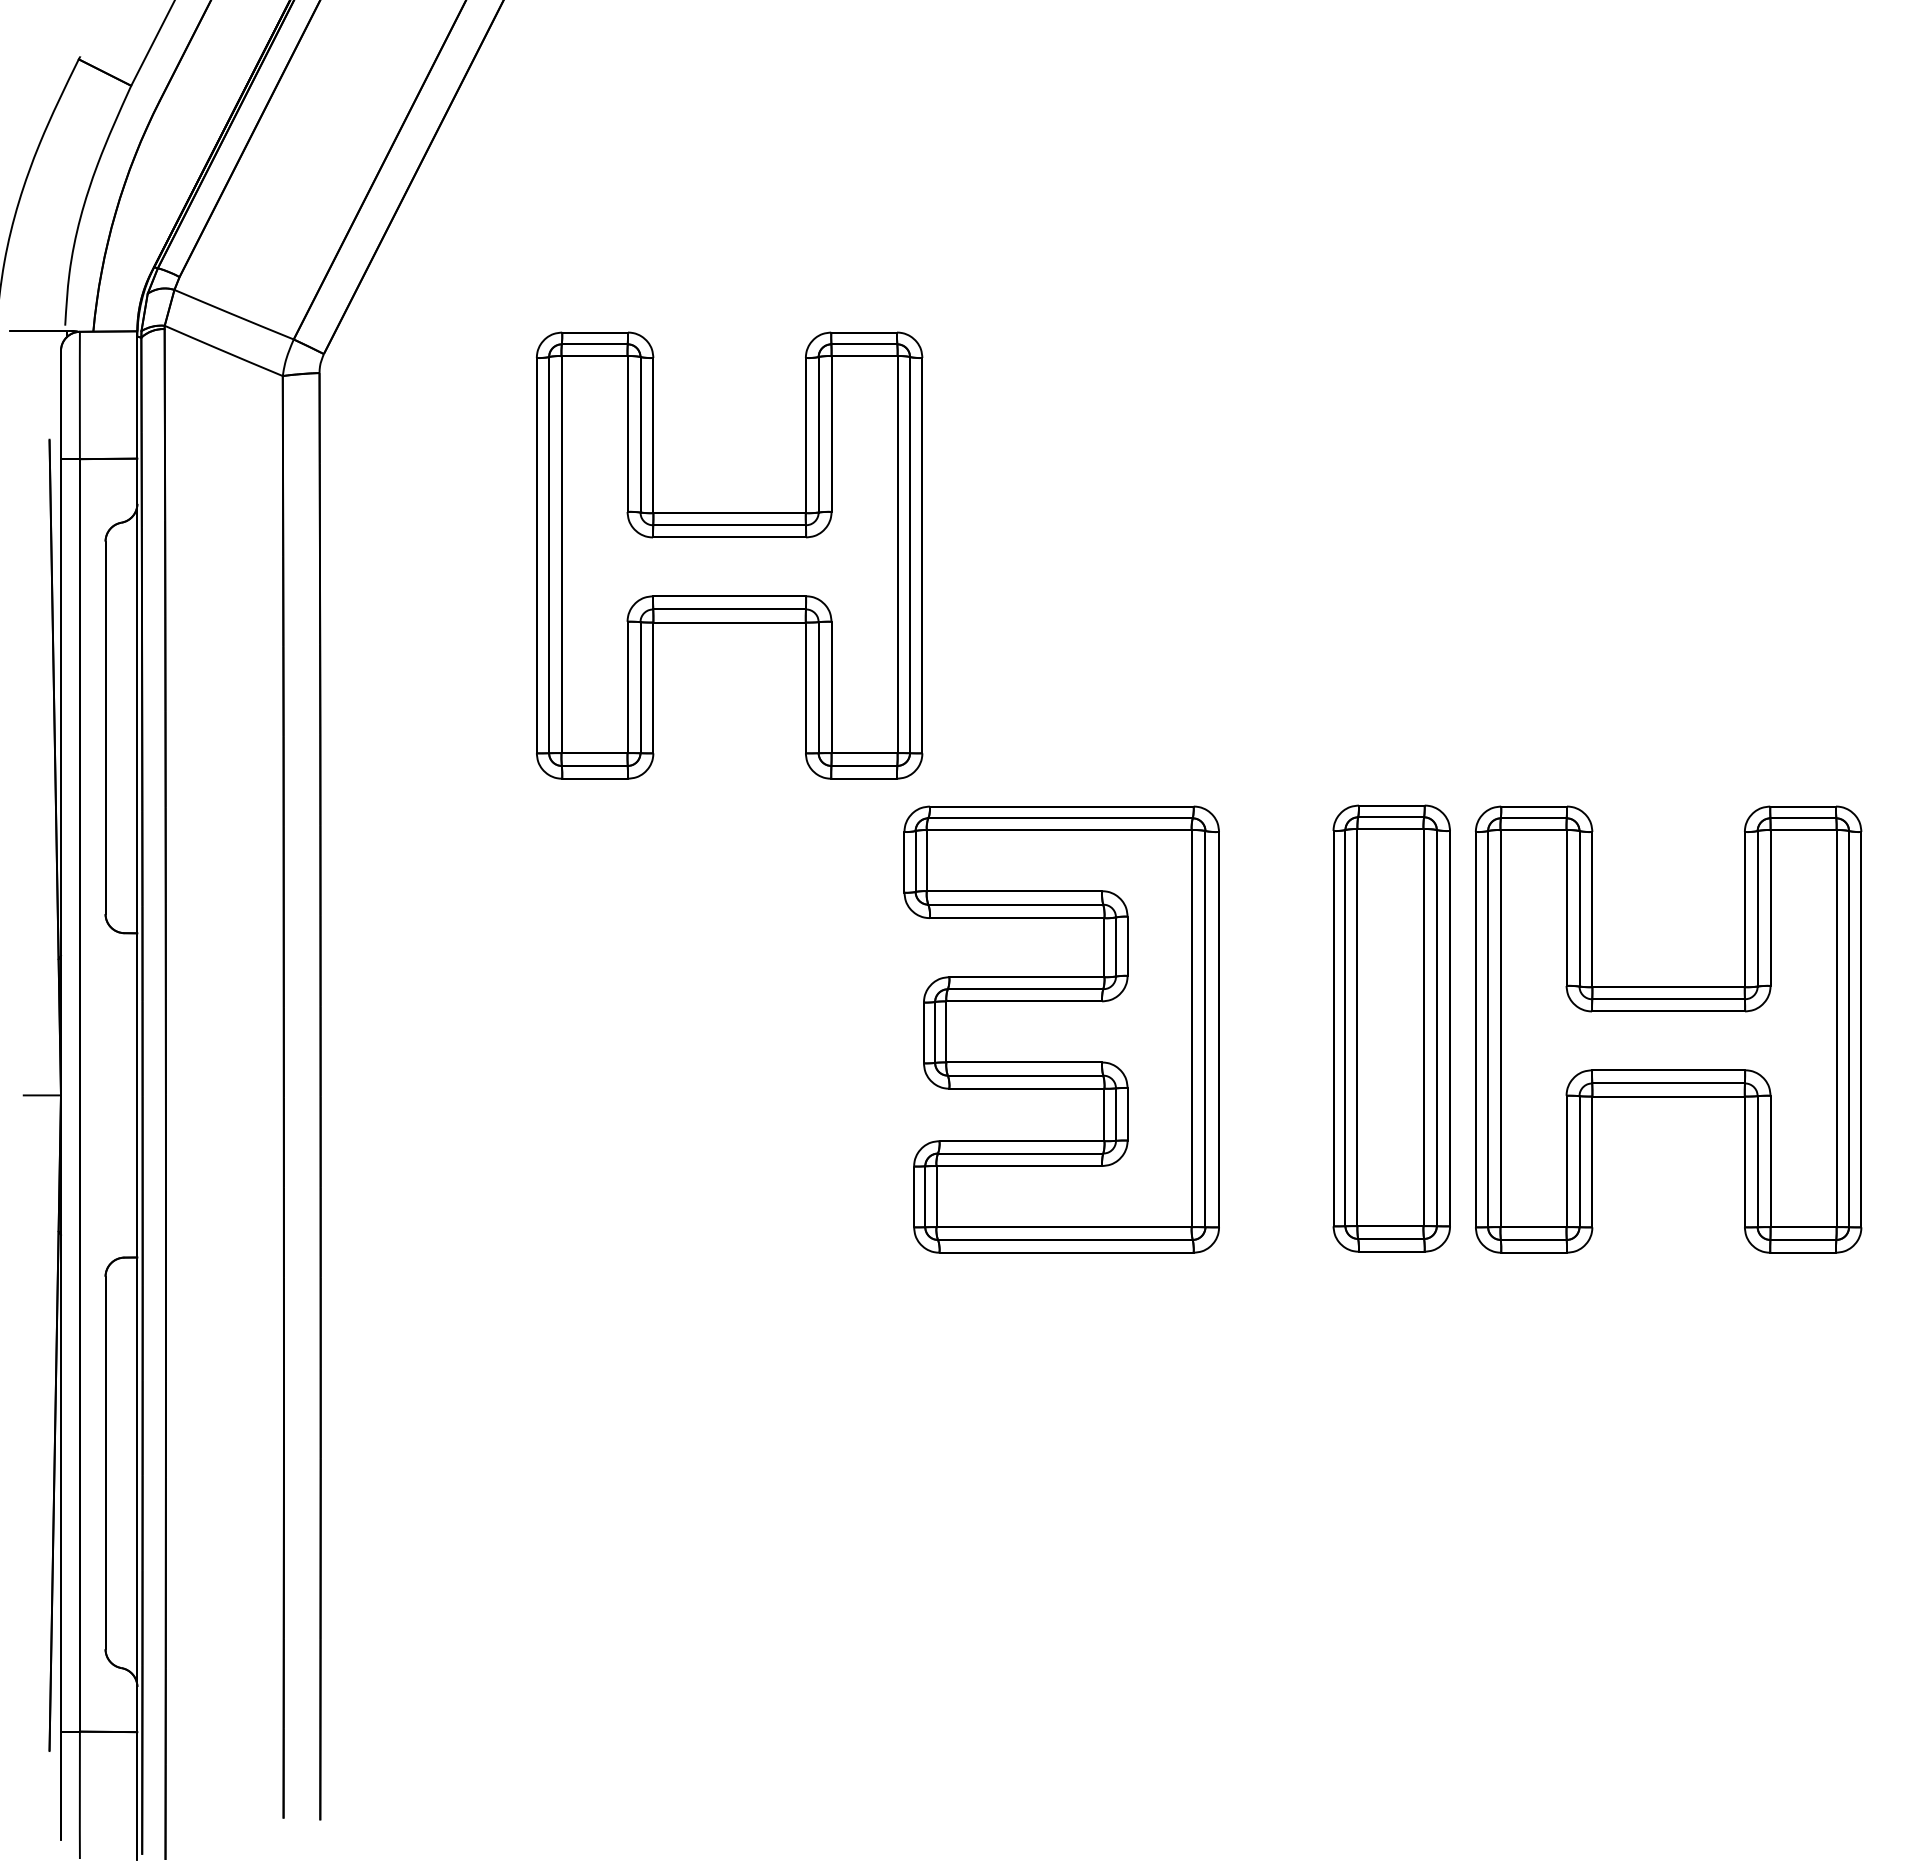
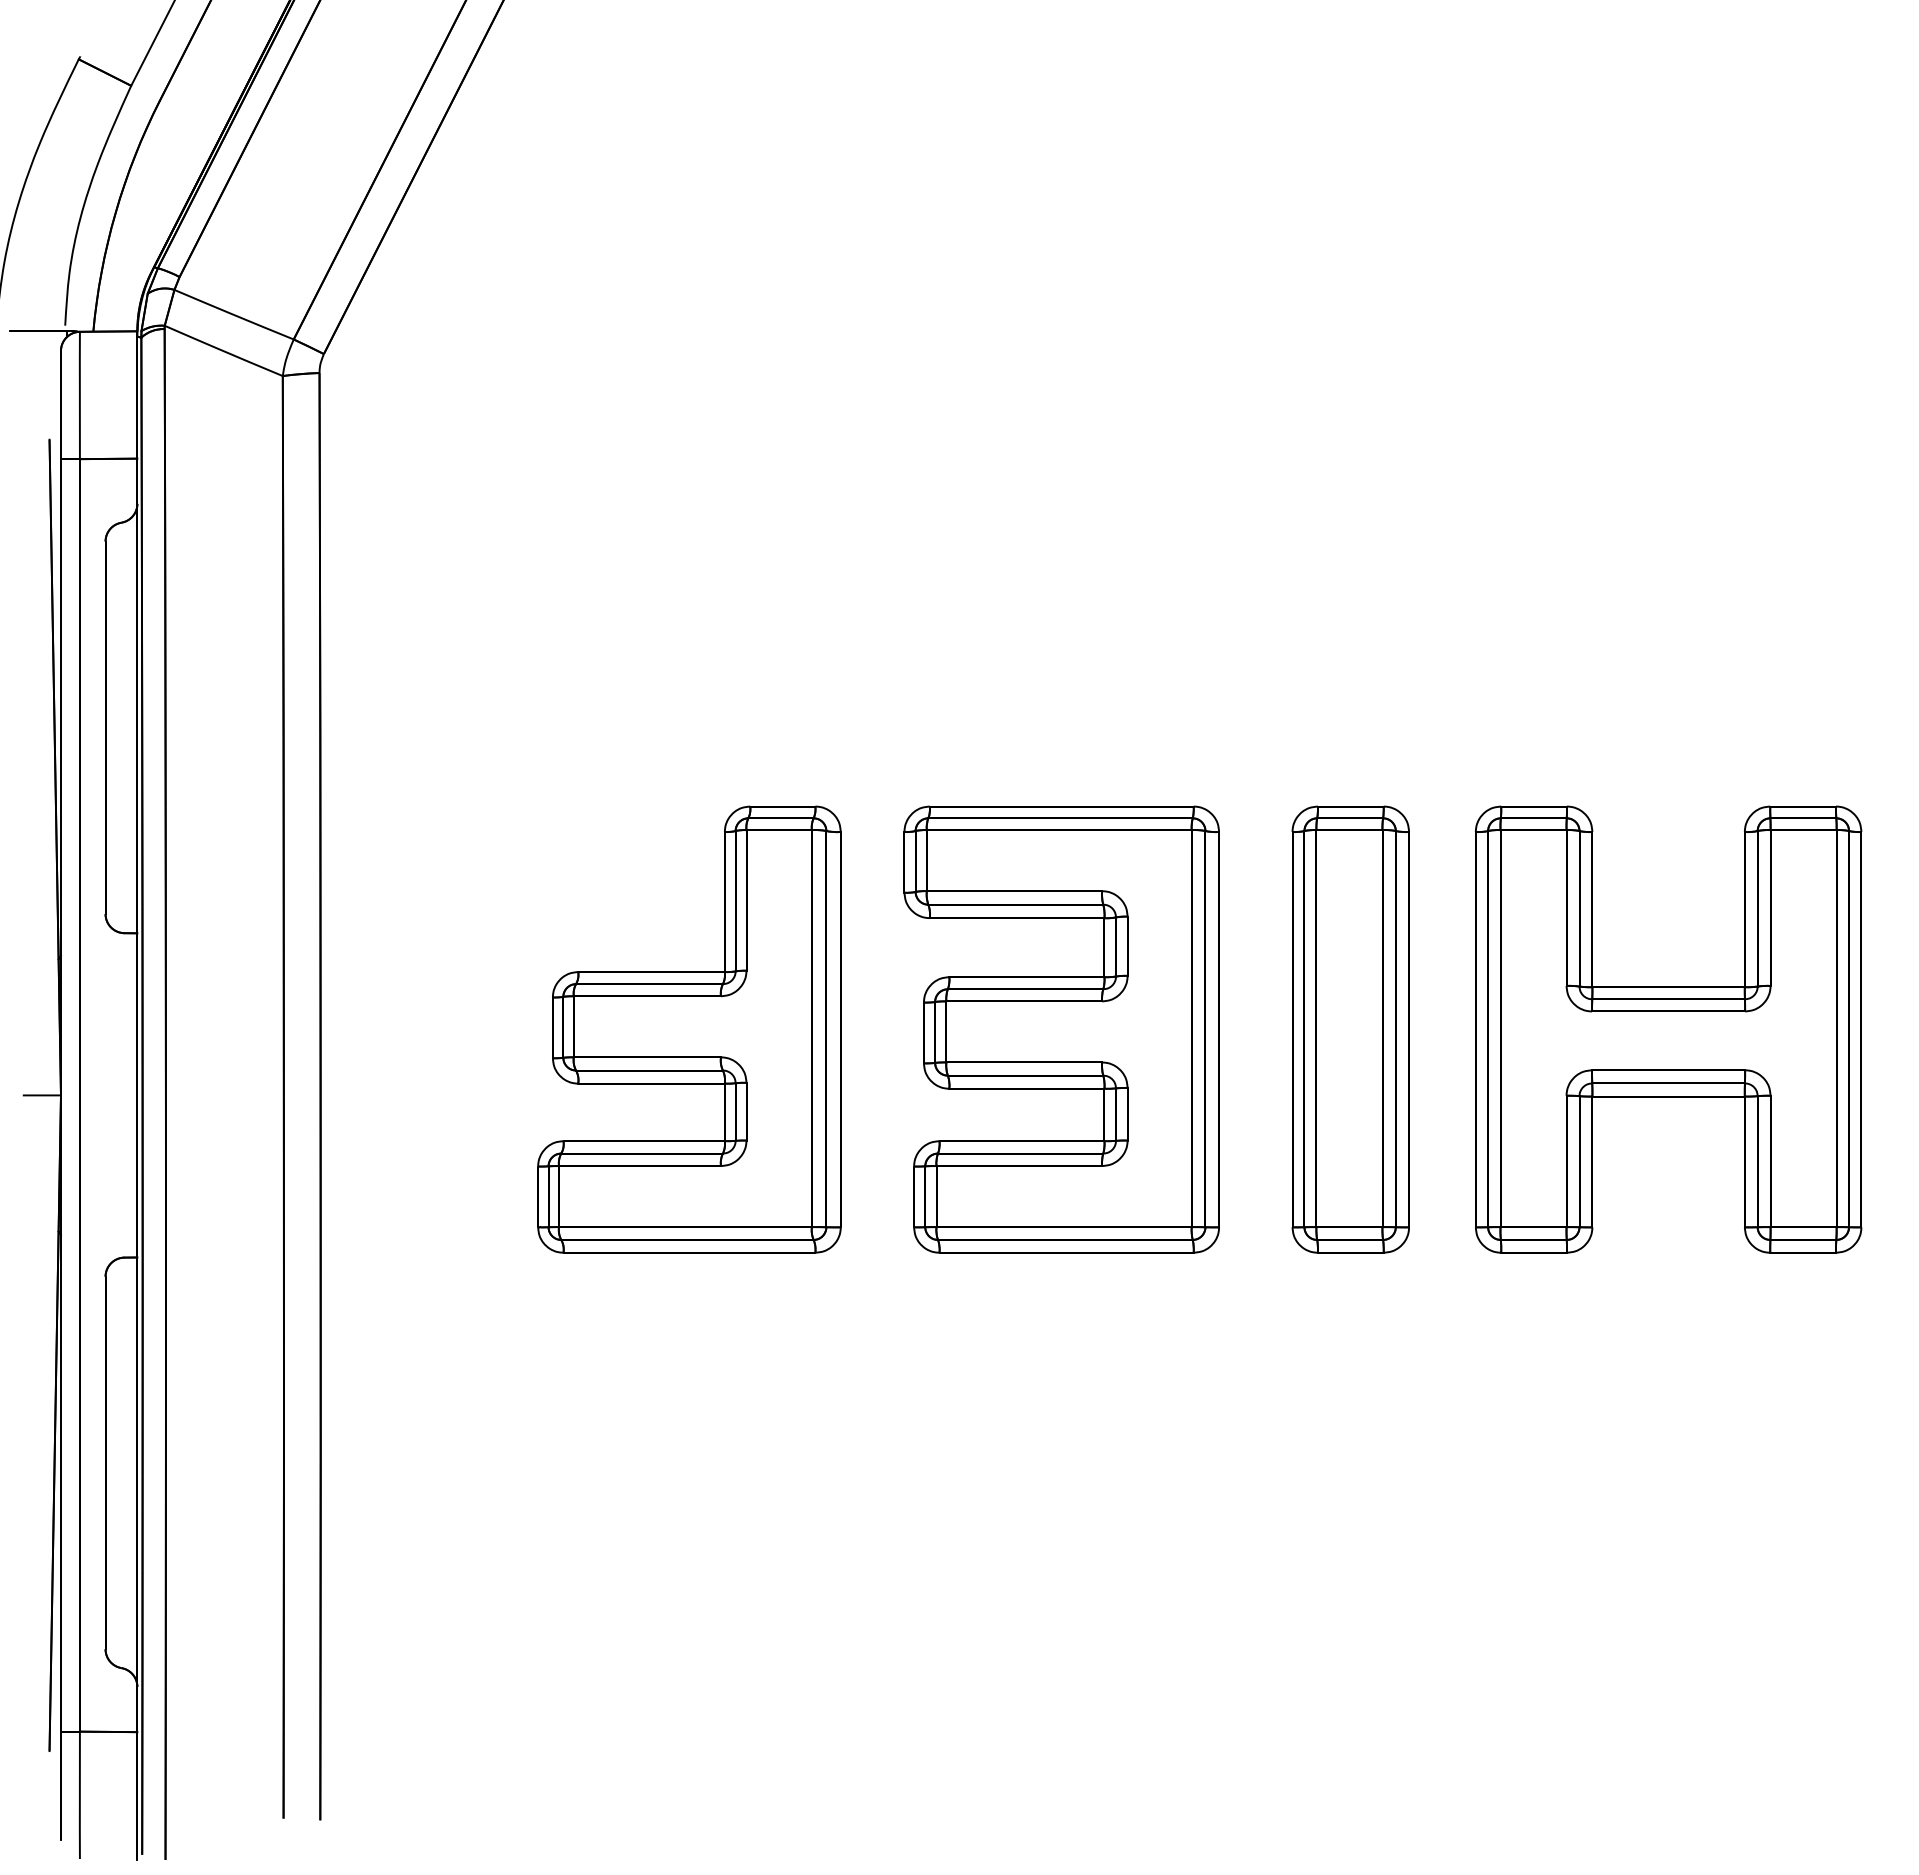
part: present -> none (729, 555)
part position: (1391, 1028) -> (1350, 1029) (1350, 1029)
part: none -> present (689, 1029)
